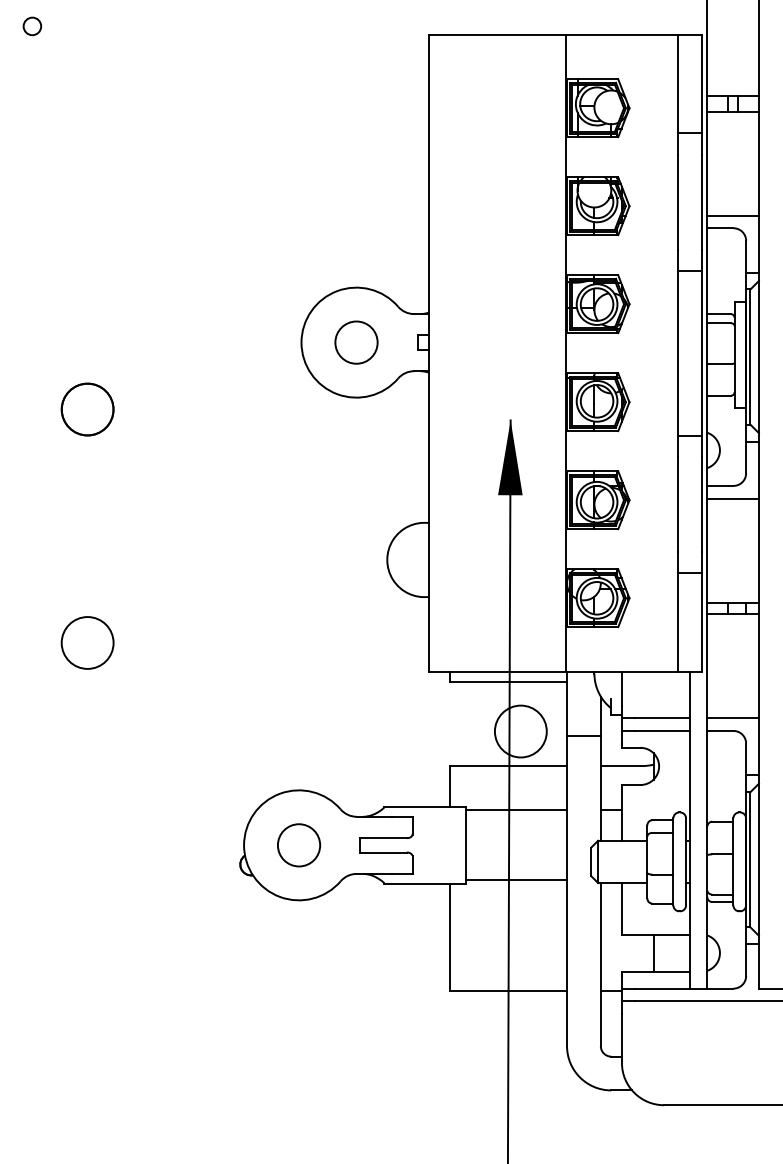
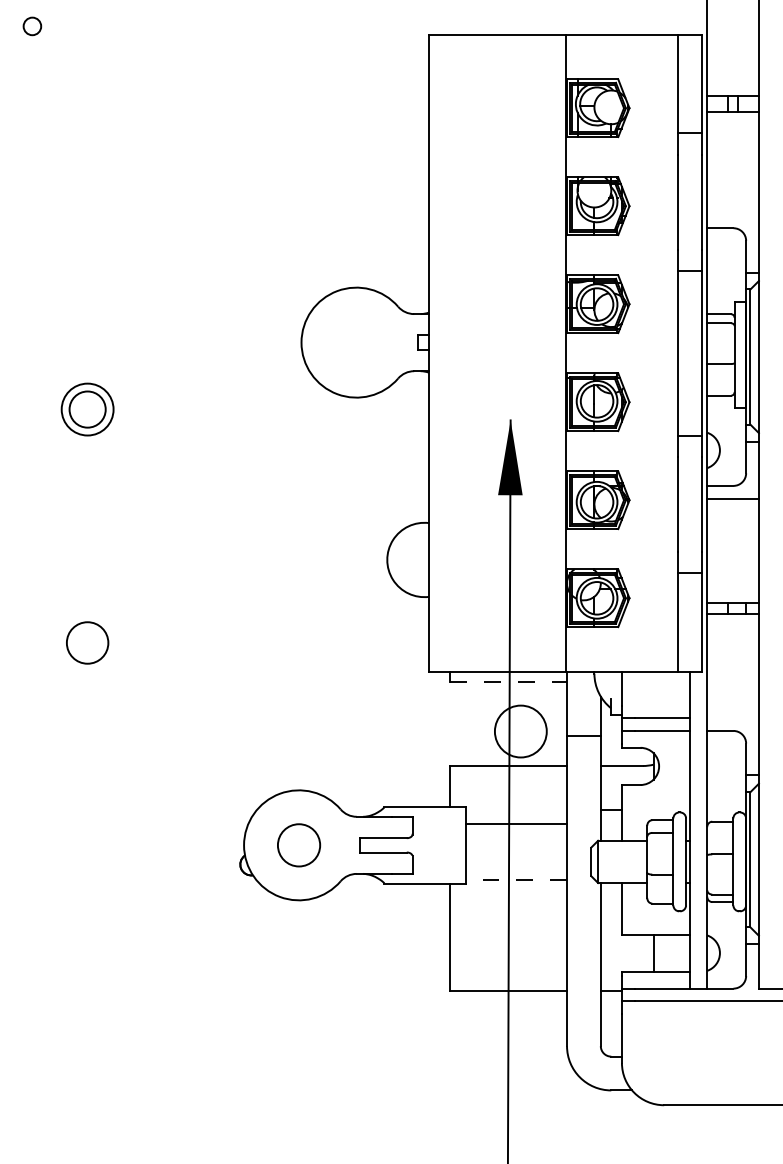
line: present -> none (732, 215)
circle: present -> none (356, 342)
circle diameter: 52 px -> 36 px (87, 409)
circle size: 55x54 px -> 44x44 px (87, 642)
line: solid -> dashed (509, 681)
line: present -> none (732, 718)
line position: (516, 810) -> (516, 824) (516, 824)
line: solid -> dashed (516, 880)
